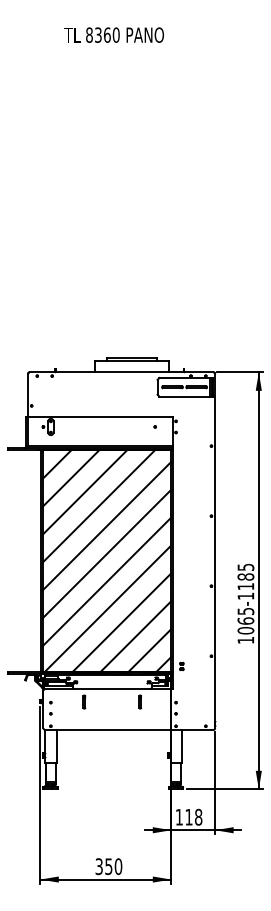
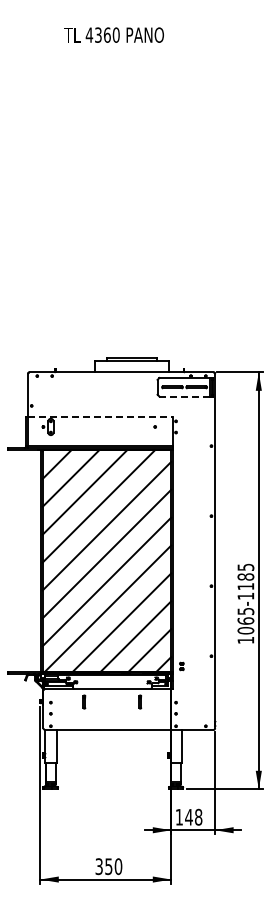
text: 8360 -> 4360 (89, 34)
line: solid -> dashed (185, 396)
line: solid -> dashed (100, 416)
text: 118 -> 148 (188, 817)
